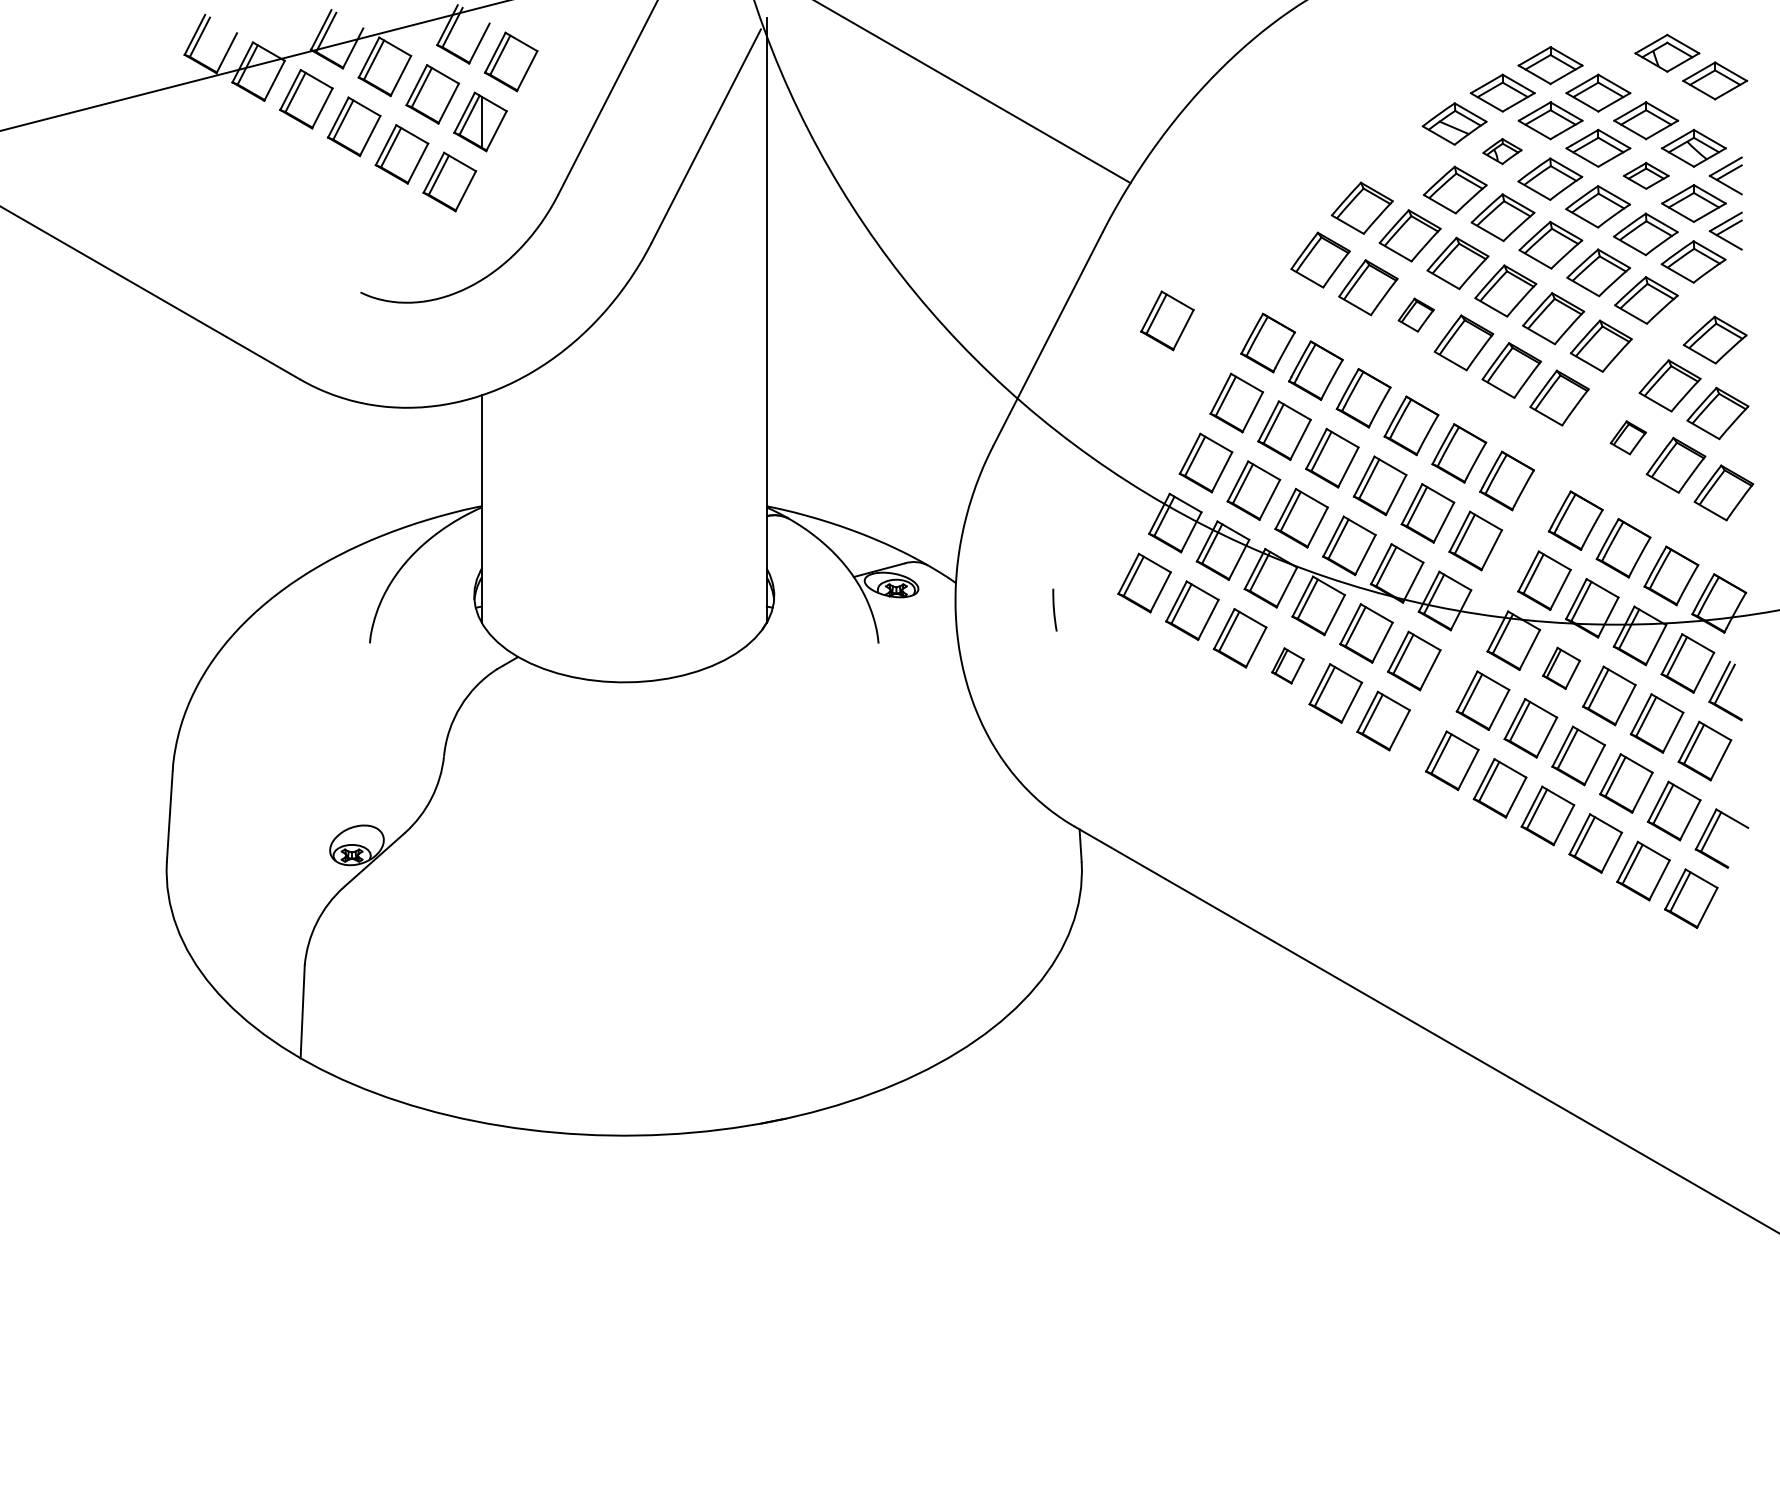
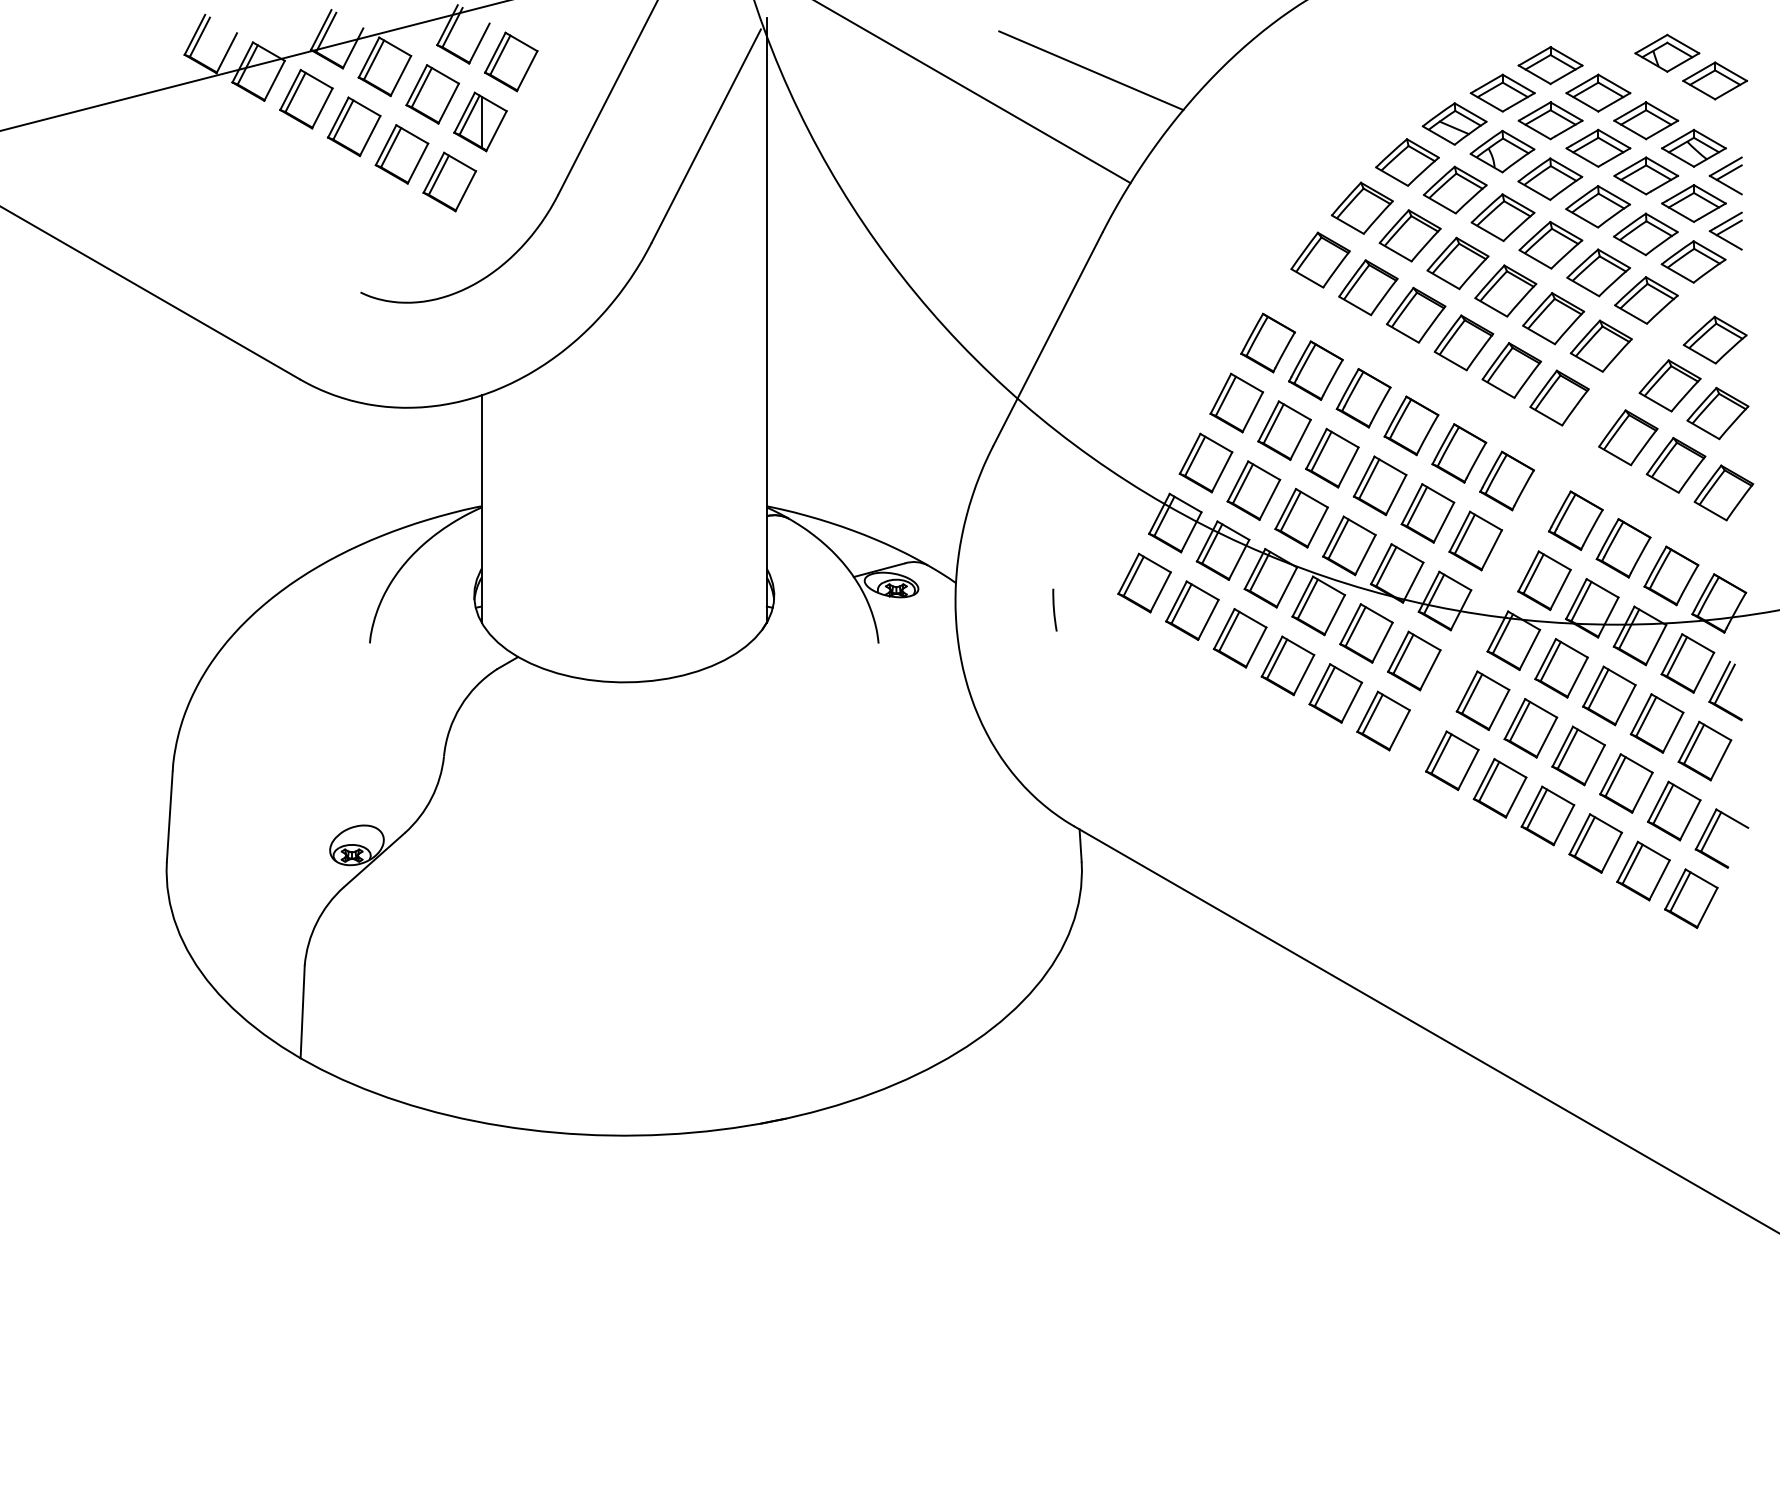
line: none -> present (1091, 70)
part size: 41x28 px -> 67x45 px (1502, 151)
part: none -> present (1407, 162)
part size: 48x28 px -> 67x40 px (1646, 175)
part size: 38x36 px -> 61x58 px (1416, 314)
part: present -> none (1167, 320)
part size: 38x36 px -> 61x58 px (1628, 437)
part size: 34x38 px -> 56x62 px (1287, 665)
part size: 39x44 px -> 55x61 px (1561, 668)
